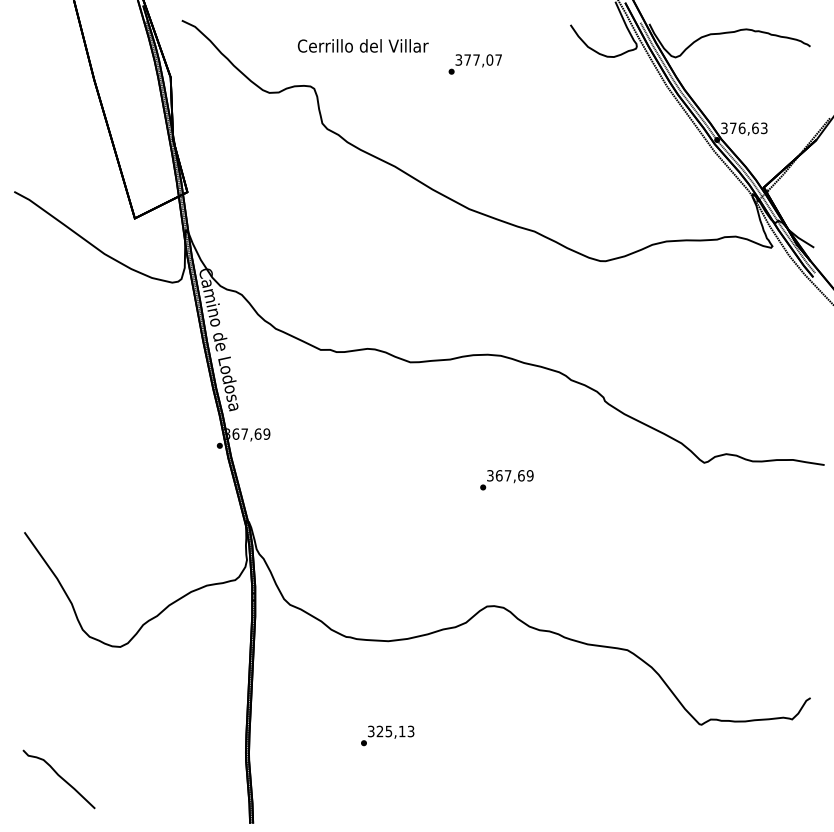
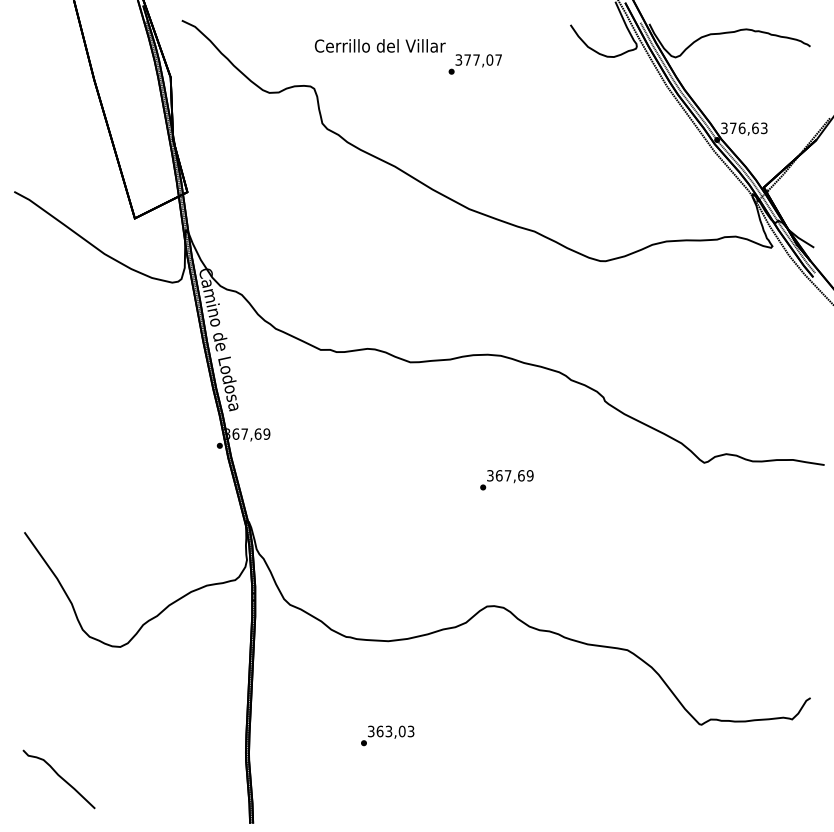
text position: (362, 45) -> (379, 45) (379, 45)
text: 325,13 -> 363,03 (390, 731)
